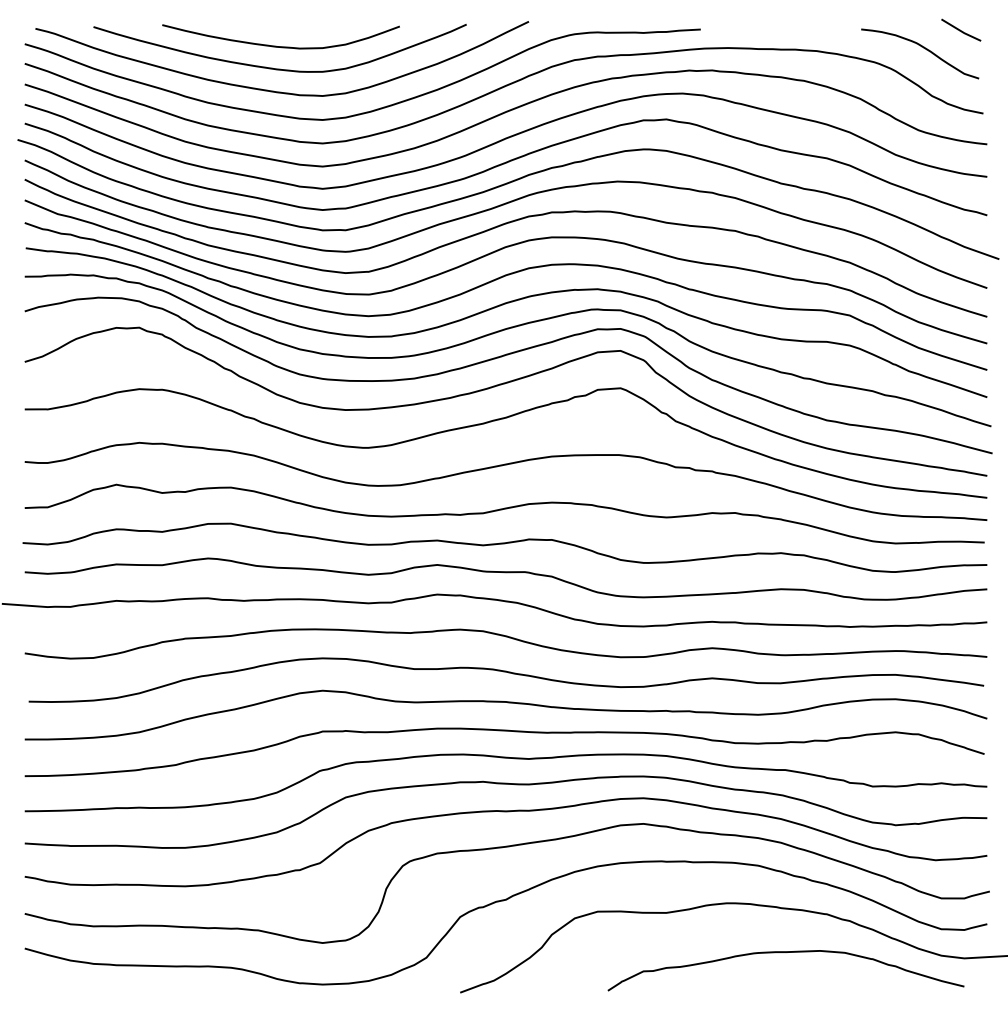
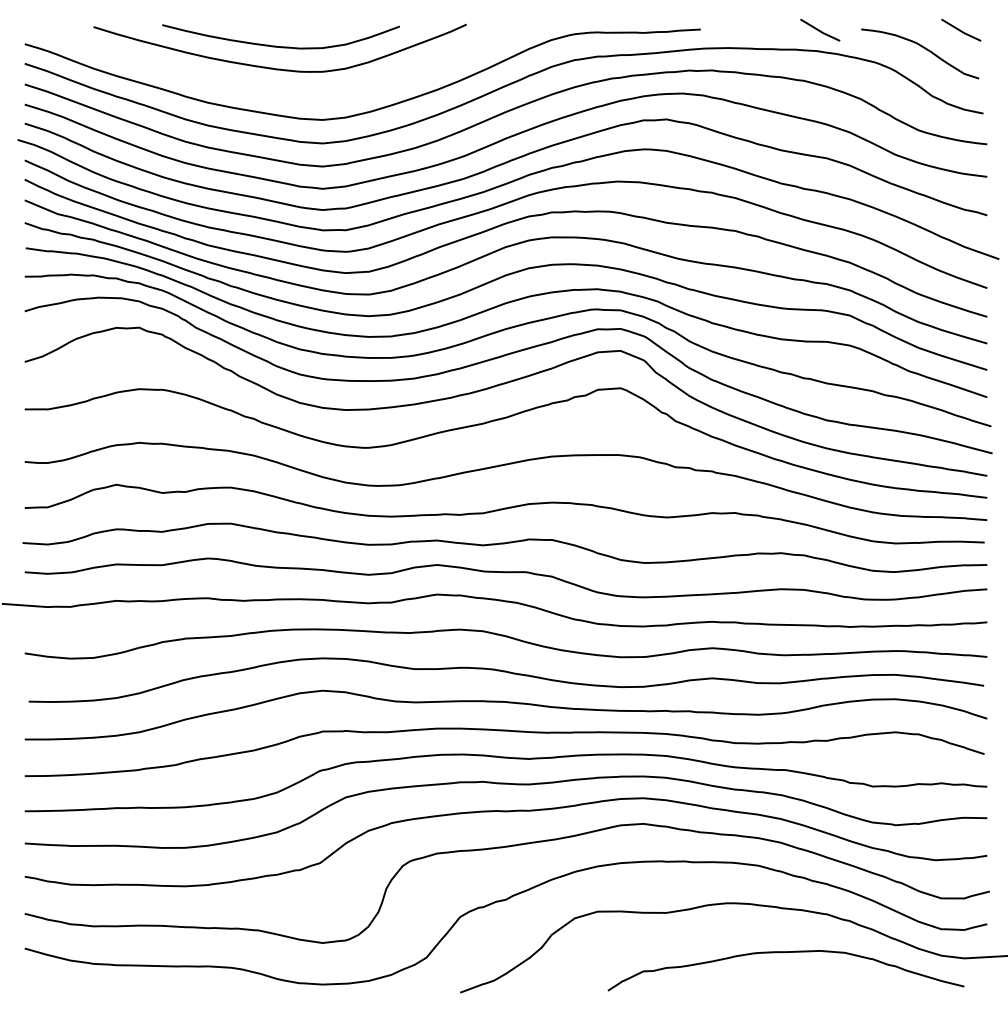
line: none -> present (819, 29)
curve: present -> none (281, 91)
